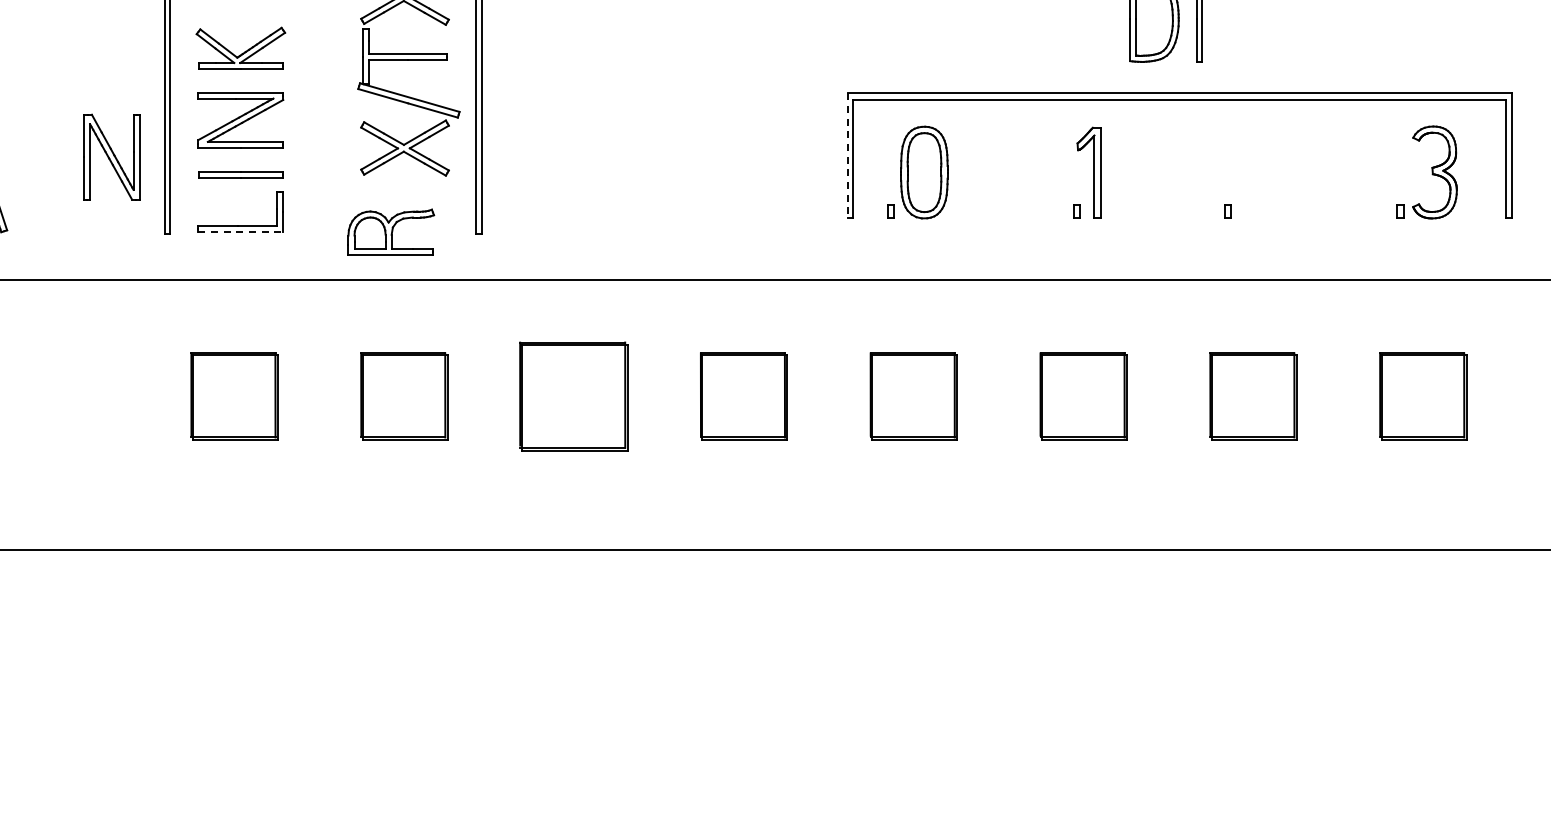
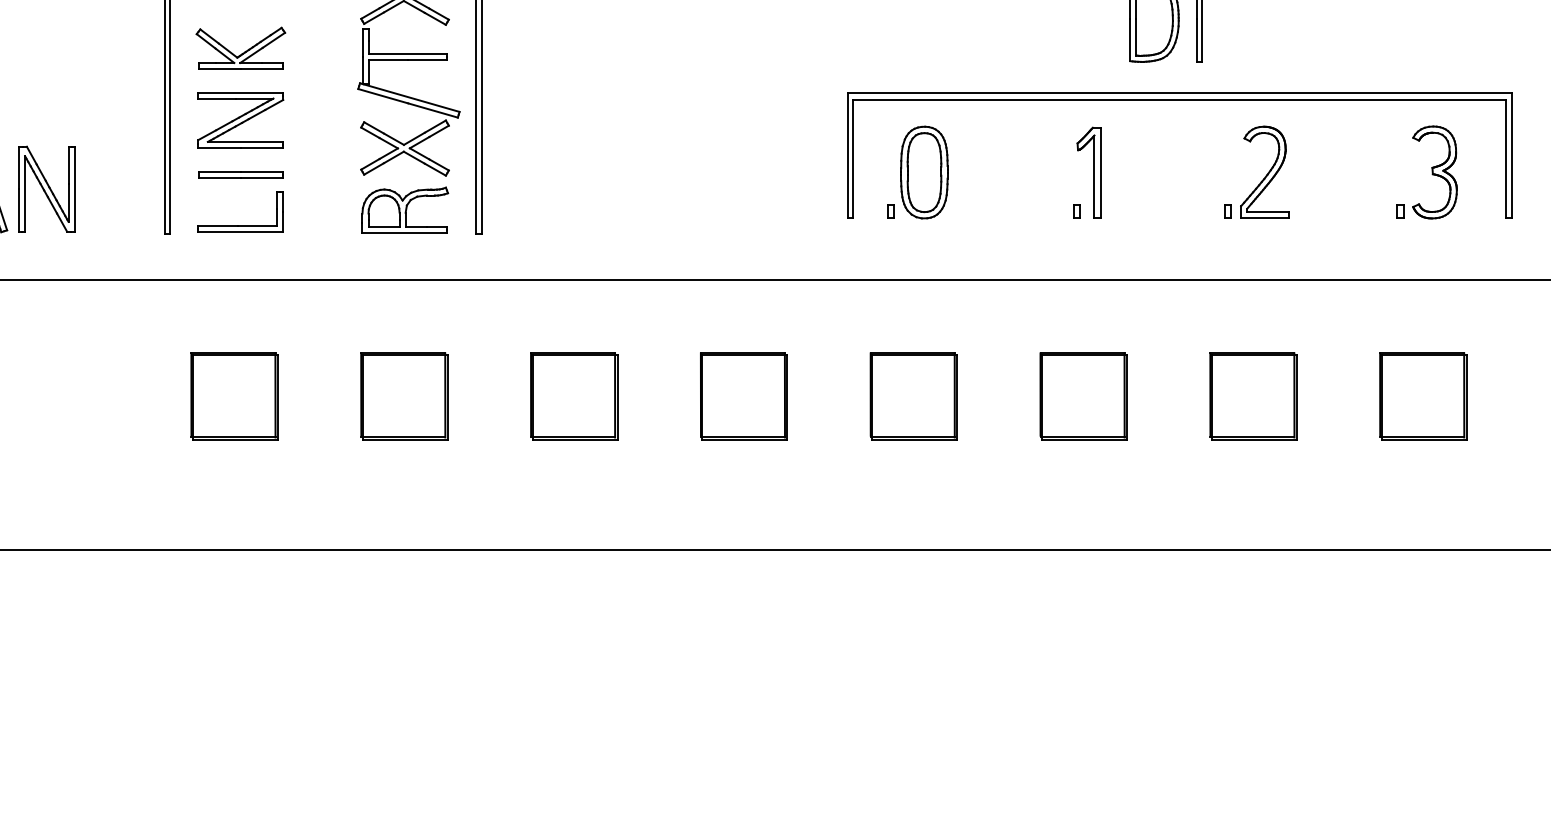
line: dashed -> solid (847, 155)
part position: (111, 156) -> (46, 188) (46, 188)
part: none -> present (1264, 171)
line: dashed -> solid (241, 231)
part position: (391, 231) -> (405, 209) (405, 209)
part size: 110x111 px -> 89x89 px (574, 396)
